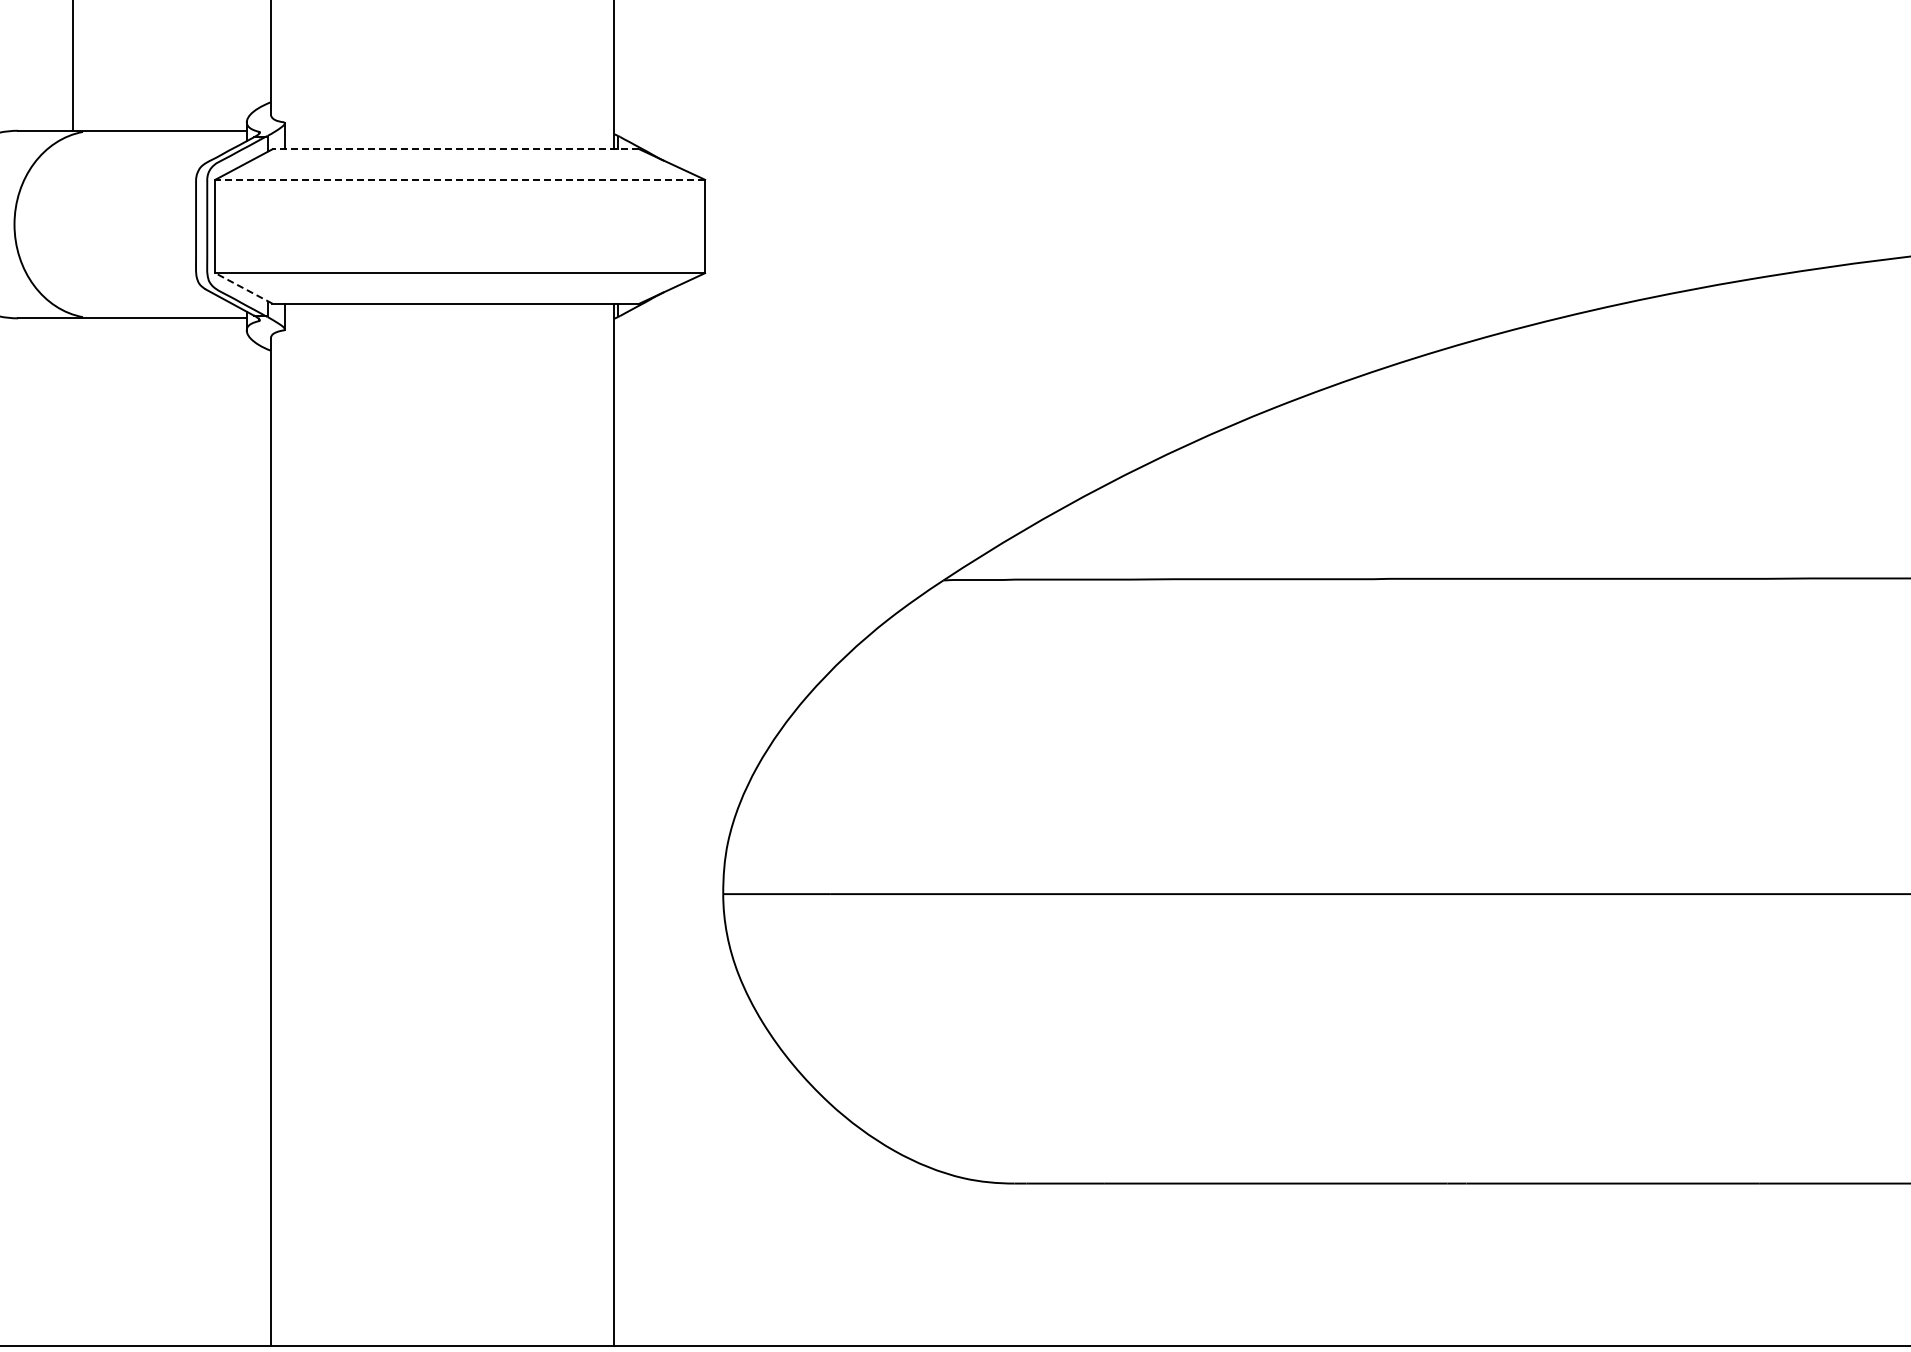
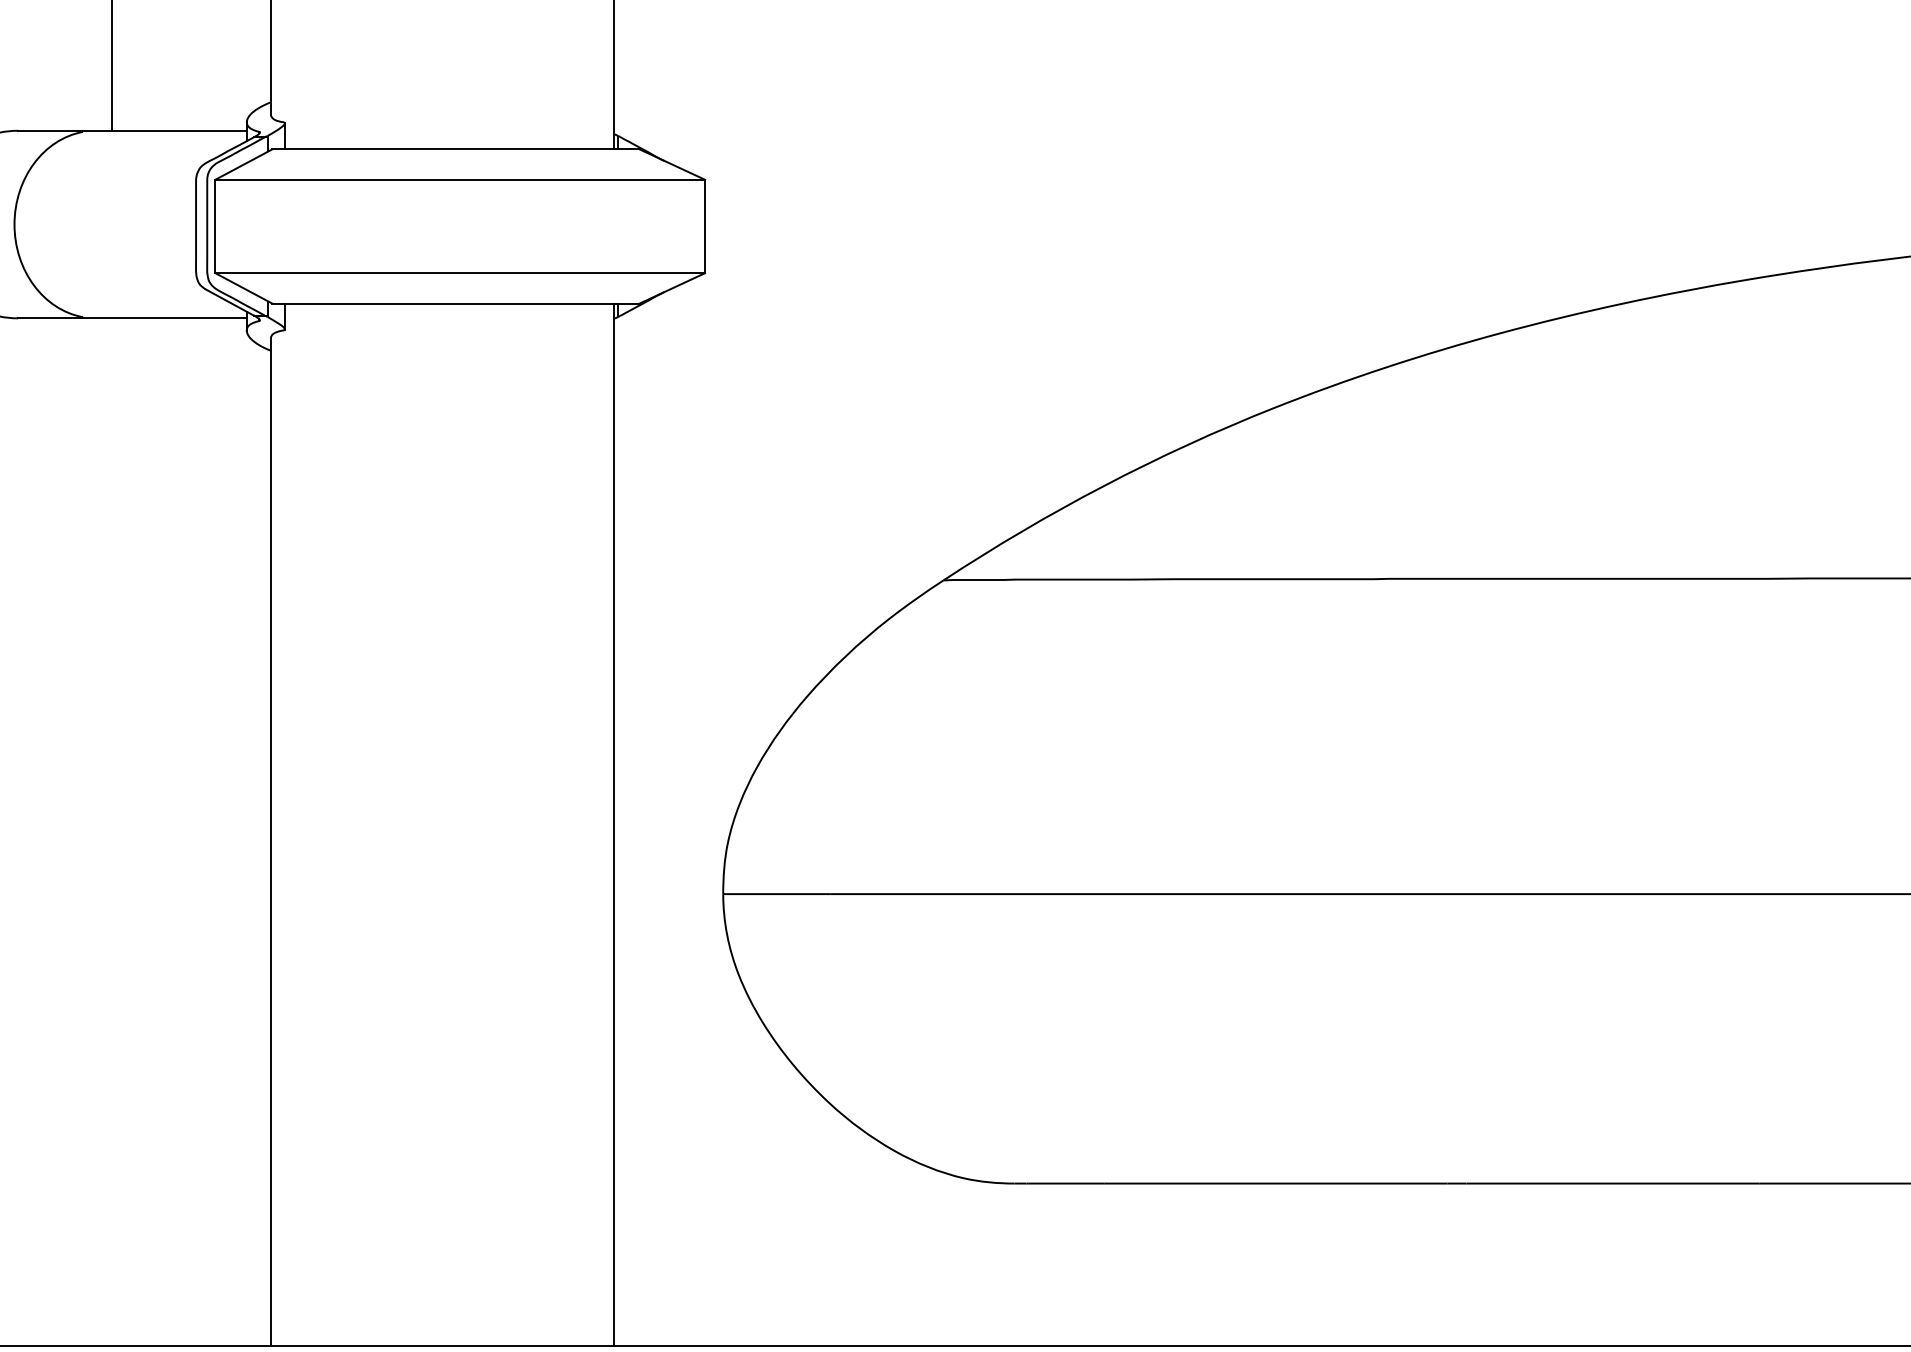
line position: (72, 66) -> (111, 66) (111, 66)
line: dashed -> solid (455, 149)
line: dashed -> solid (460, 179)
line: dashed -> solid (243, 288)
